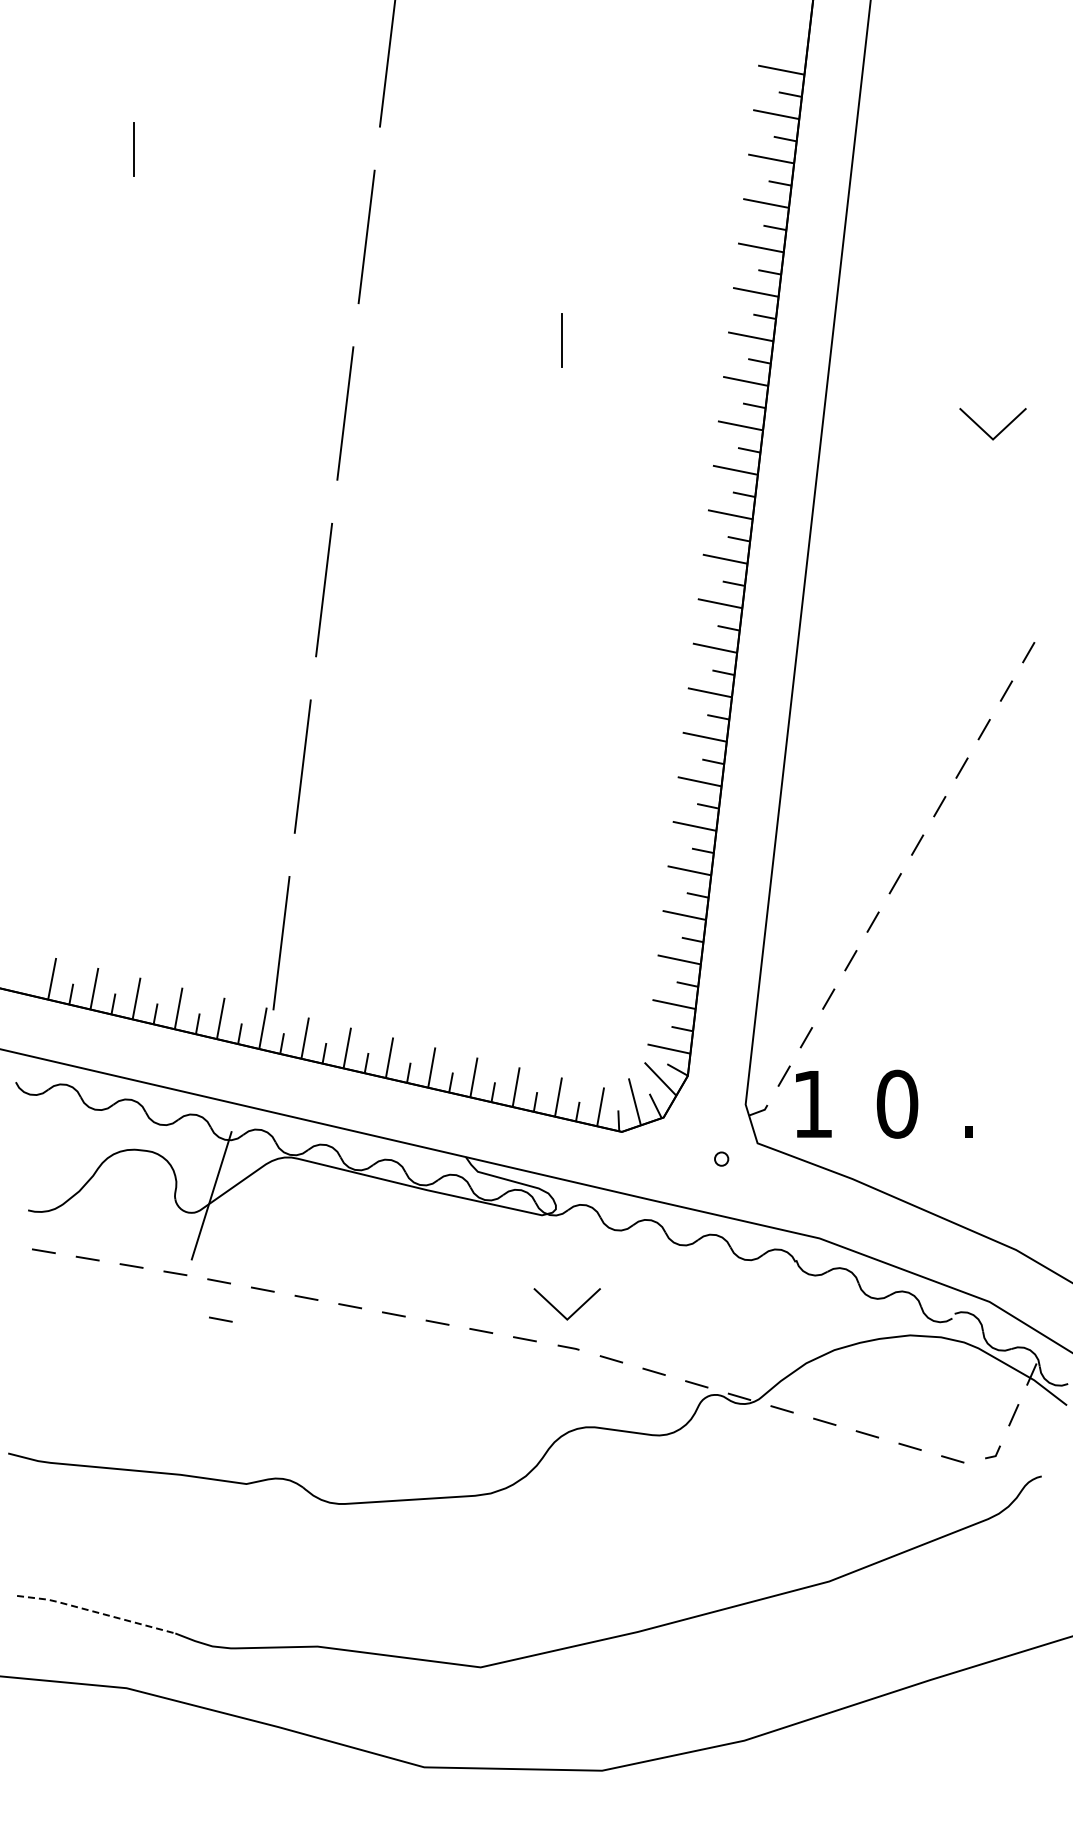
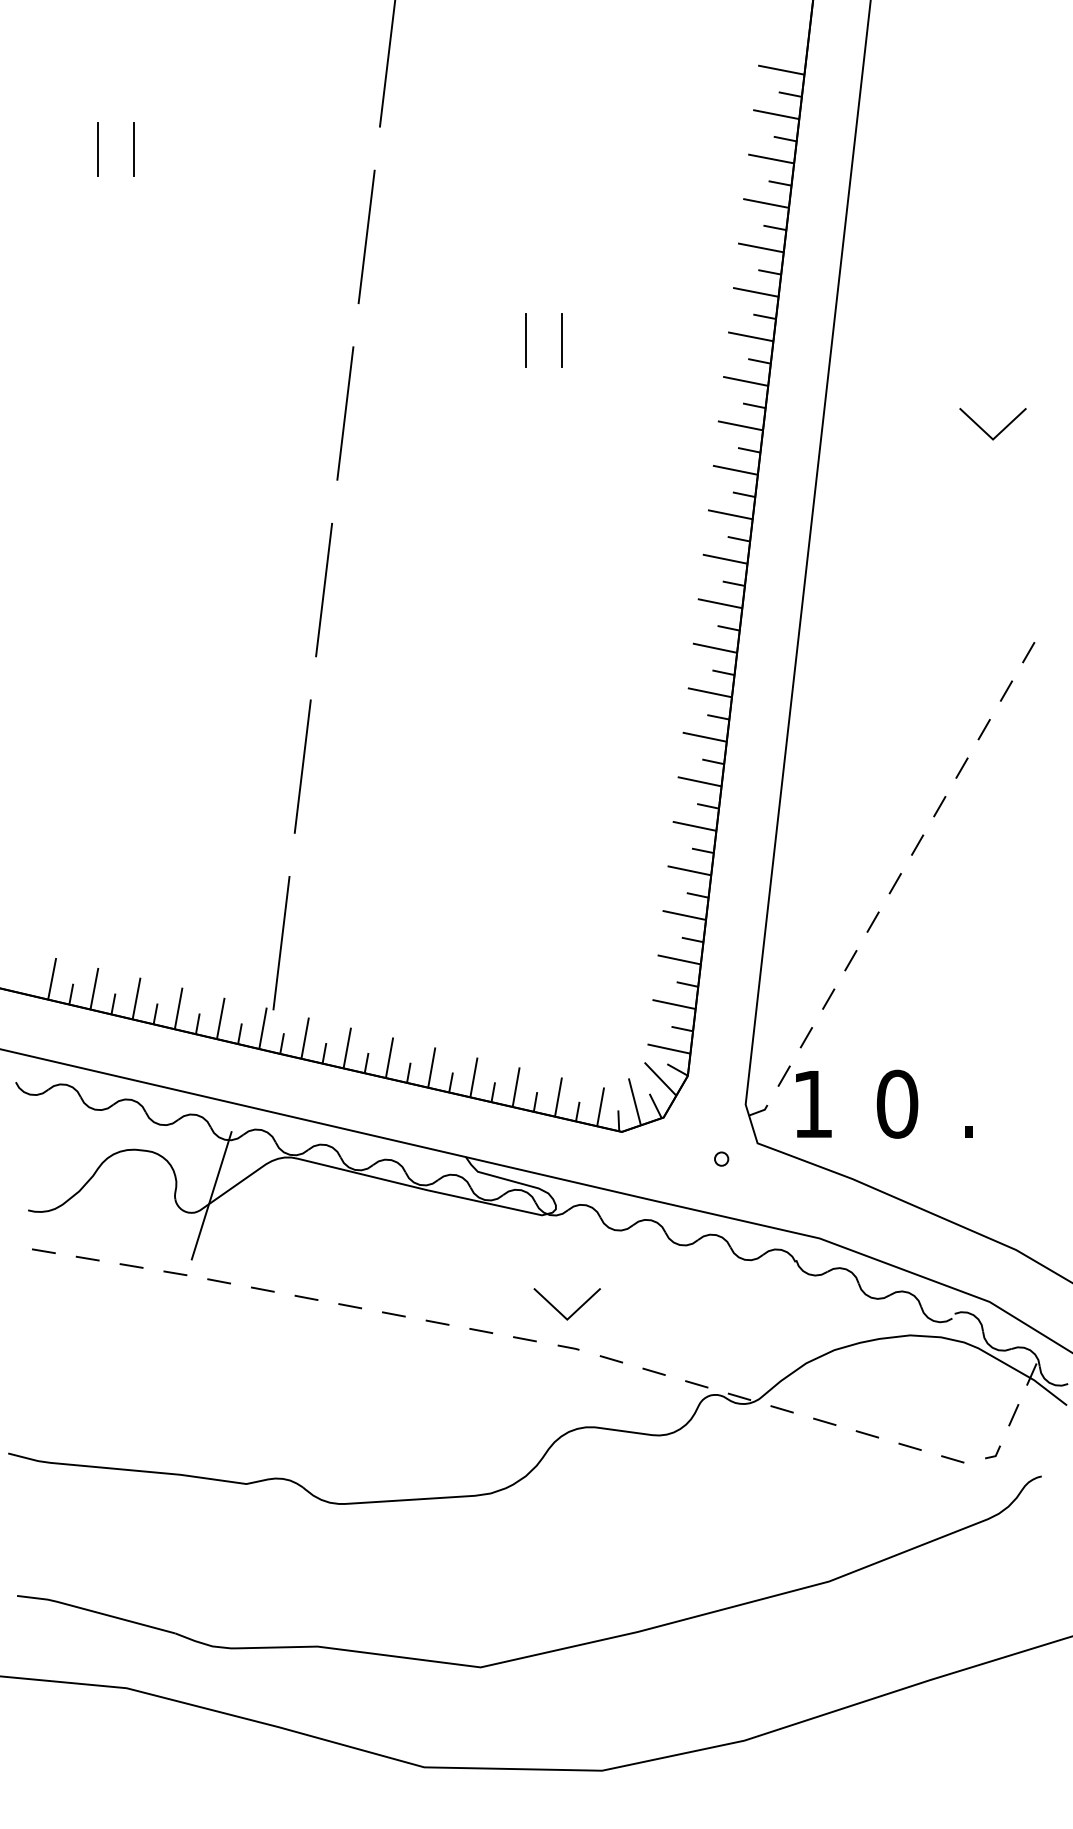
line: none -> present (97, 149)
line: none -> present (526, 340)
line: present -> none (220, 1319)
line: dashed -> solid (95, 1612)
